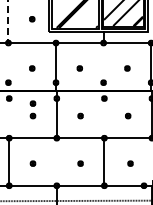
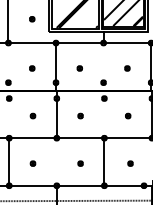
line: dashed -> solid (8, 22)
part: present -> none (32, 103)
